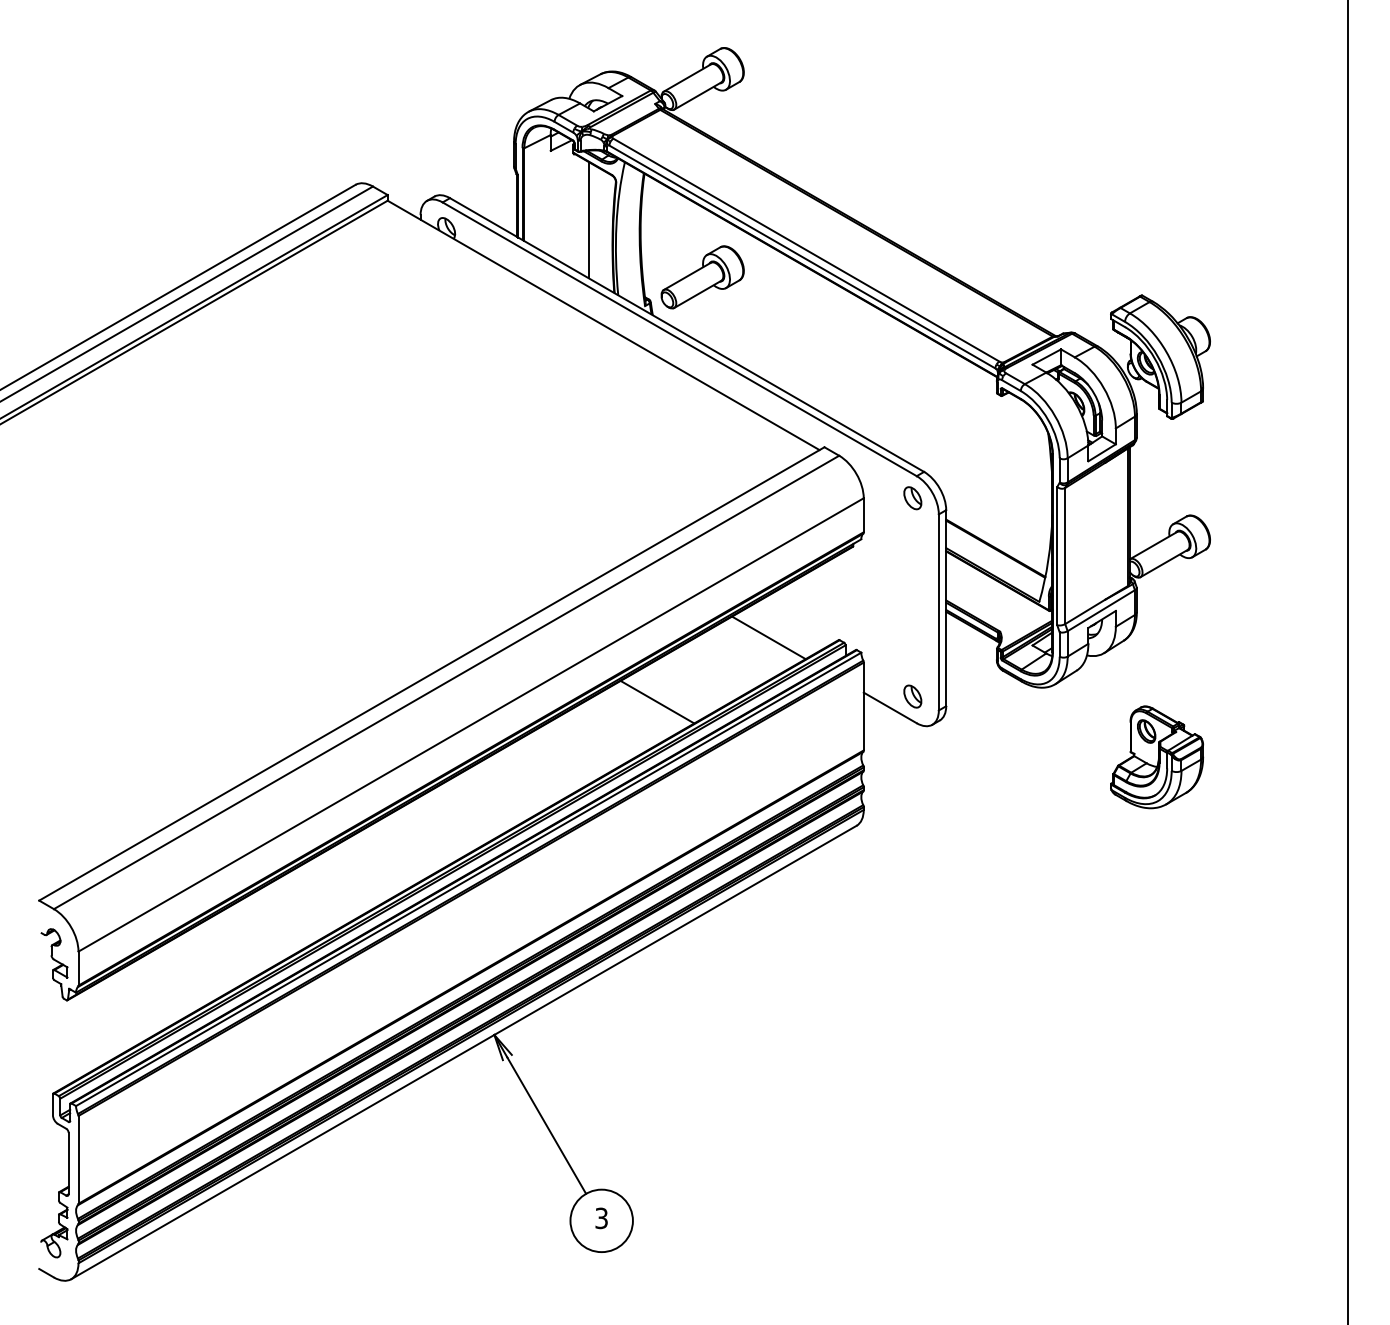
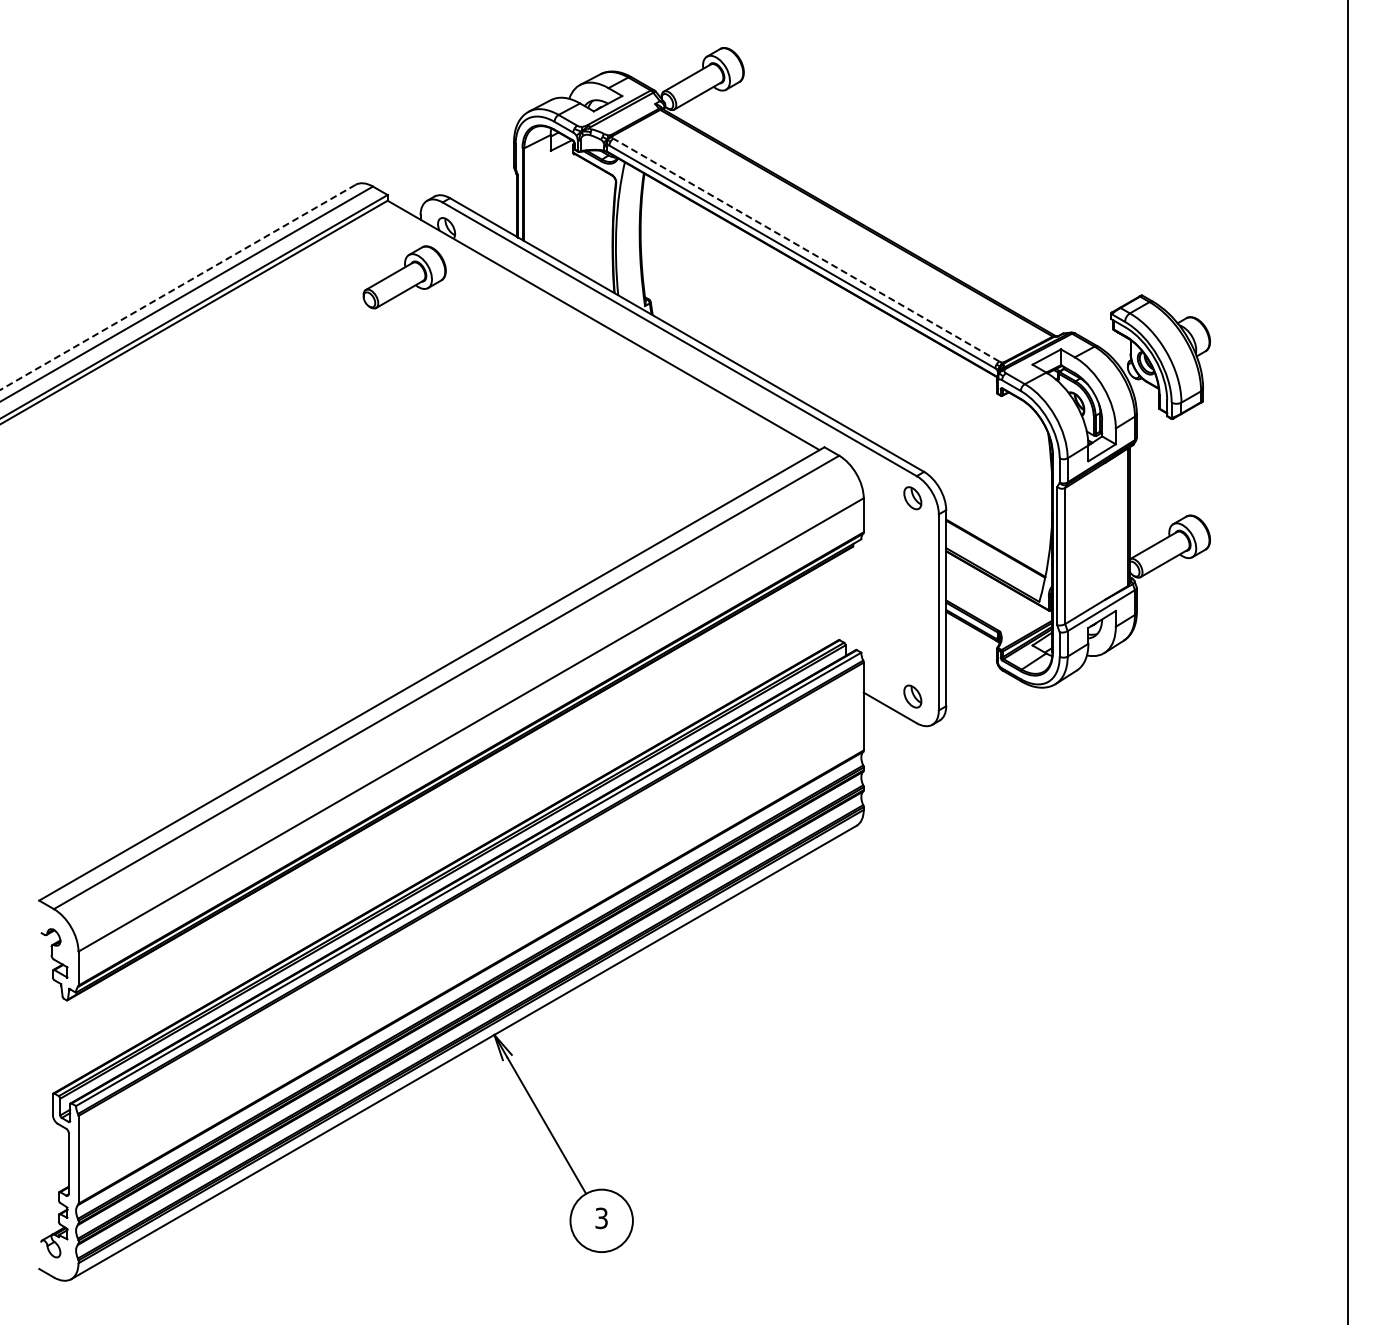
line: present -> none (589, 220)
line: solid -> dashed (806, 250)
part position: (702, 277) -> (404, 277) (404, 277)
line: solid -> dashed (178, 287)
line: present -> none (768, 637)
line: present -> none (657, 701)
part: present -> none (1157, 757)
